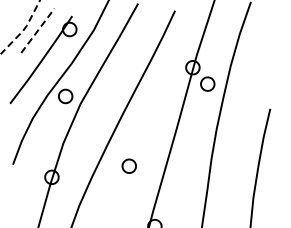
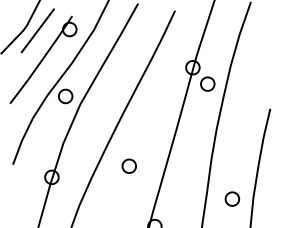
line: dashed -> solid (23, 30)
line: dashed -> solid (37, 30)
part: none -> present (232, 198)
